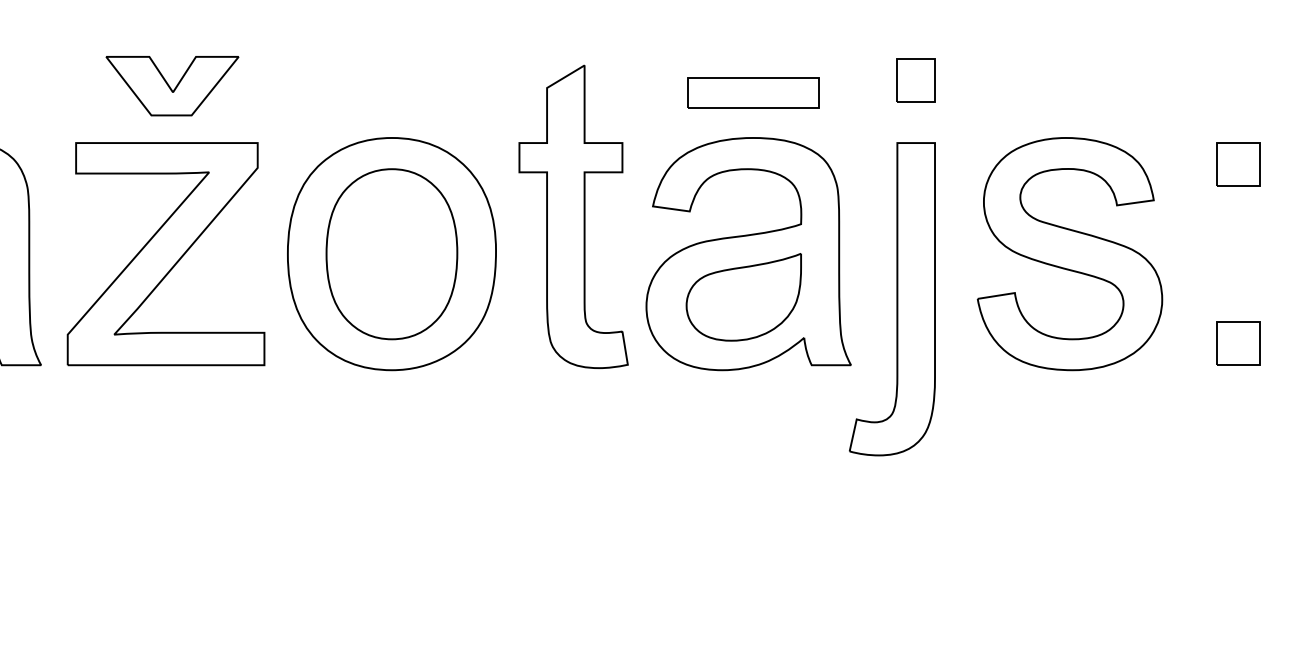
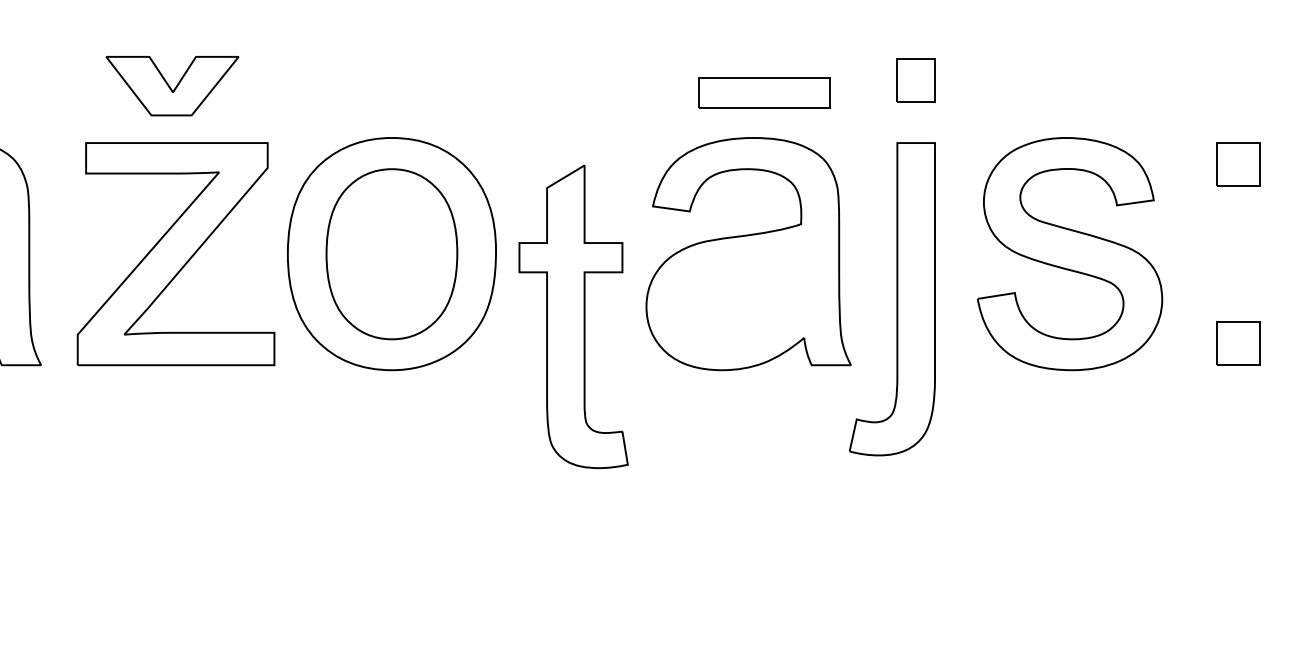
part position: (753, 92) -> (764, 92) (764, 92)
part position: (573, 216) -> (573, 316) (573, 316)
part position: (165, 254) -> (175, 254) (175, 254)
part: present -> none (743, 297)
